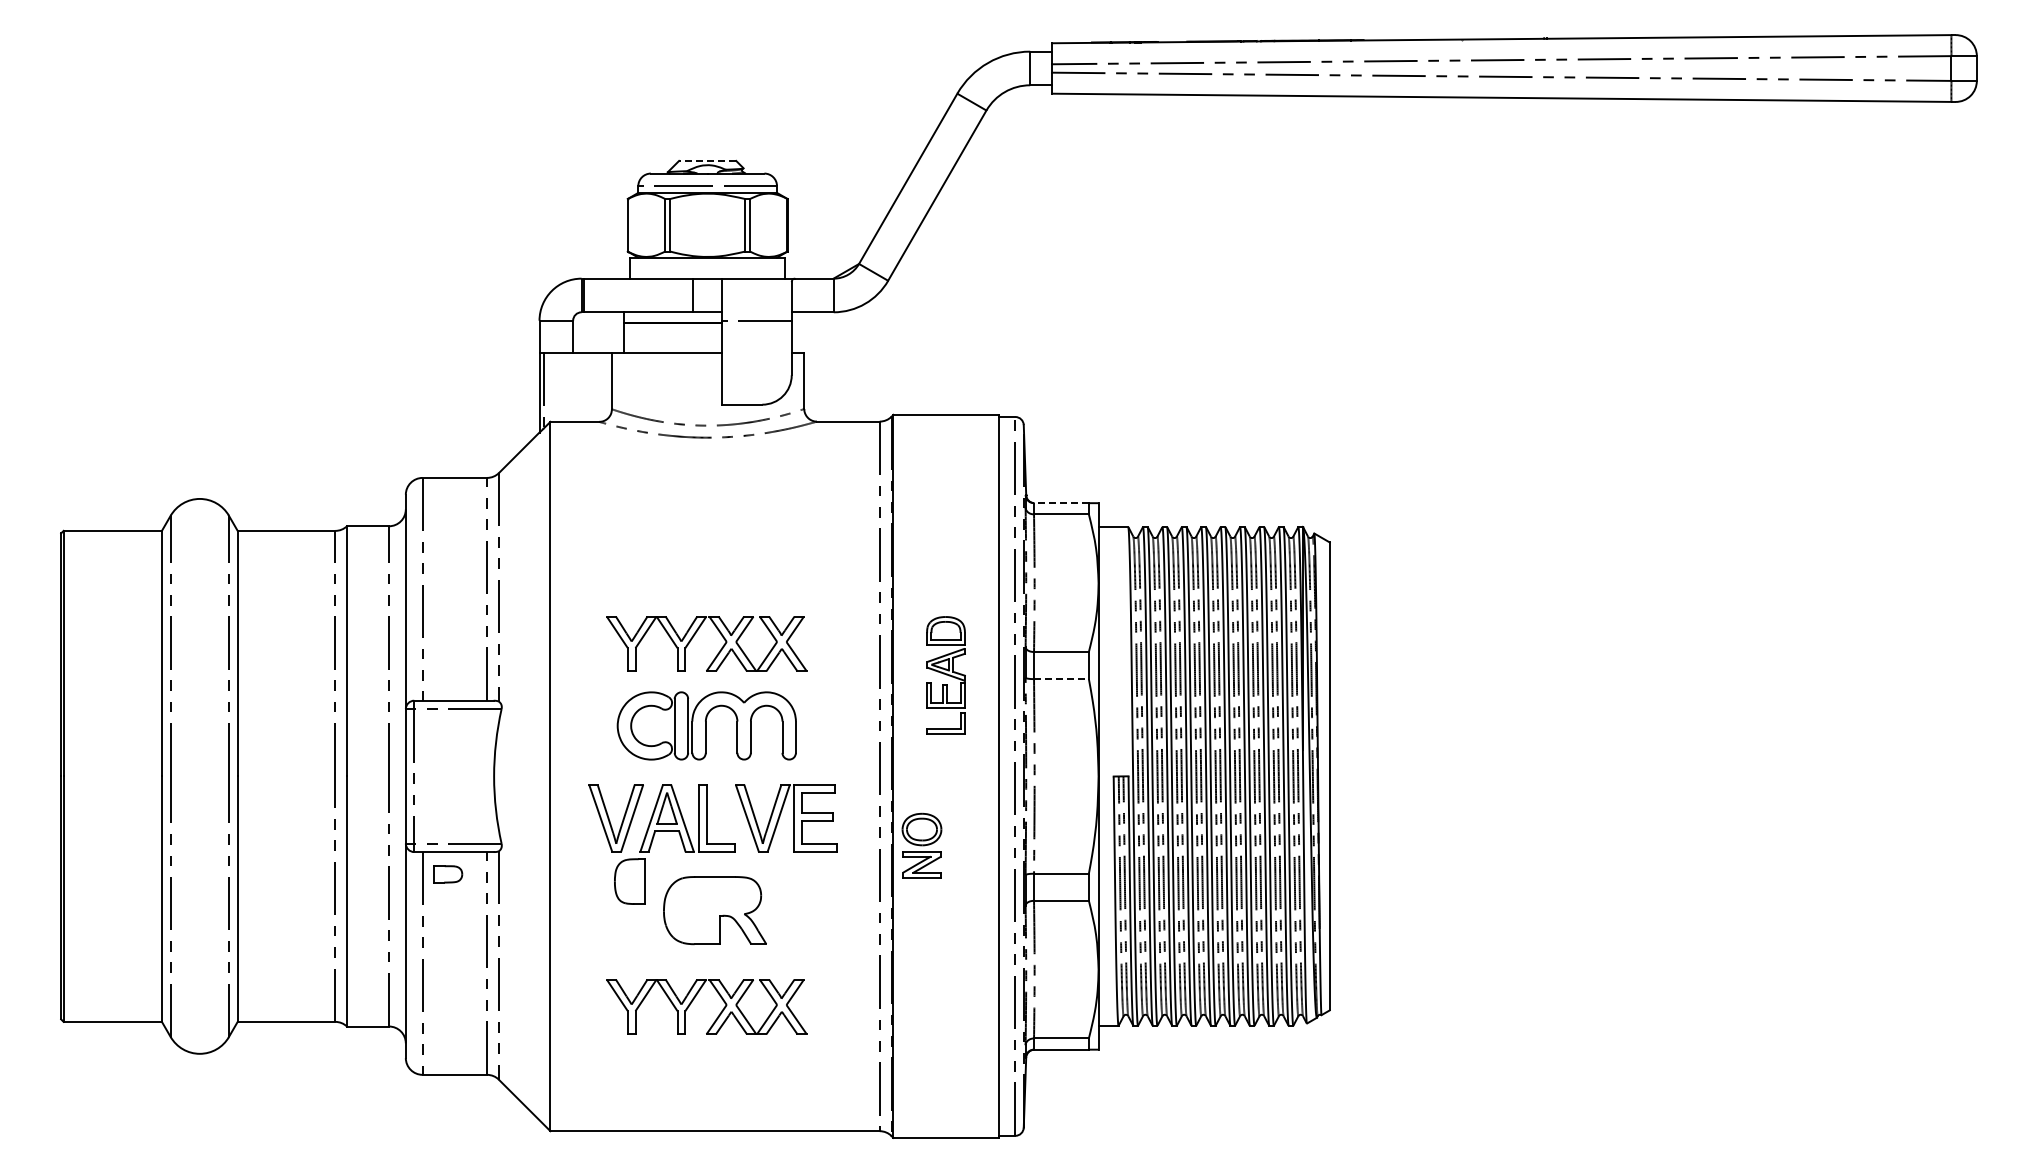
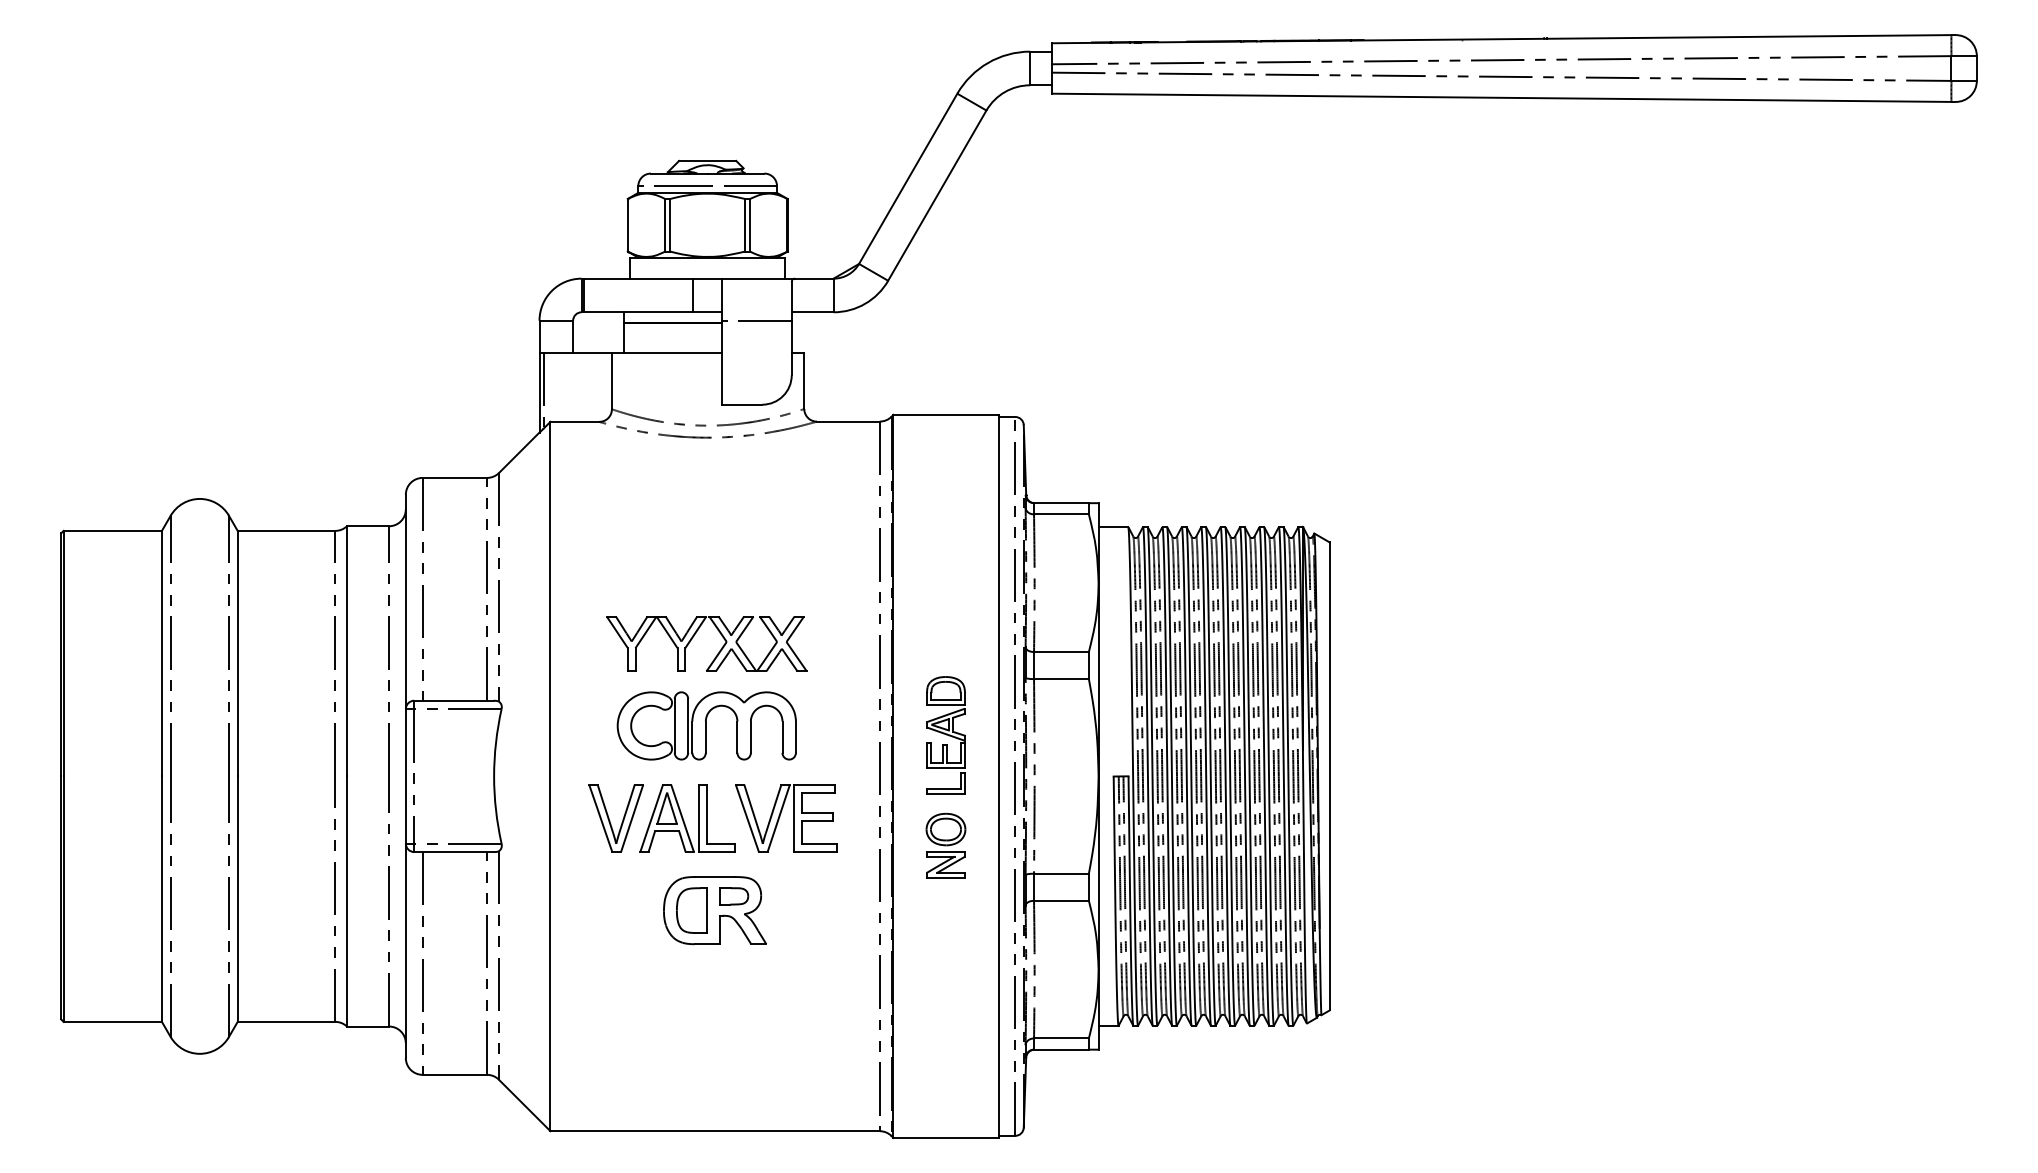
line: dashed -> solid (707, 160)
line: dashed -> solid (1060, 503)
part position: (945, 675) -> (945, 735) (945, 735)
line: dashed -> solid (1061, 679)
part position: (921, 845) -> (945, 845) (945, 845)
part position: (448, 874) -> (734, 896) (734, 896)
part position: (629, 881) -> (691, 910) (691, 910)
part: present -> none (694, 999)
